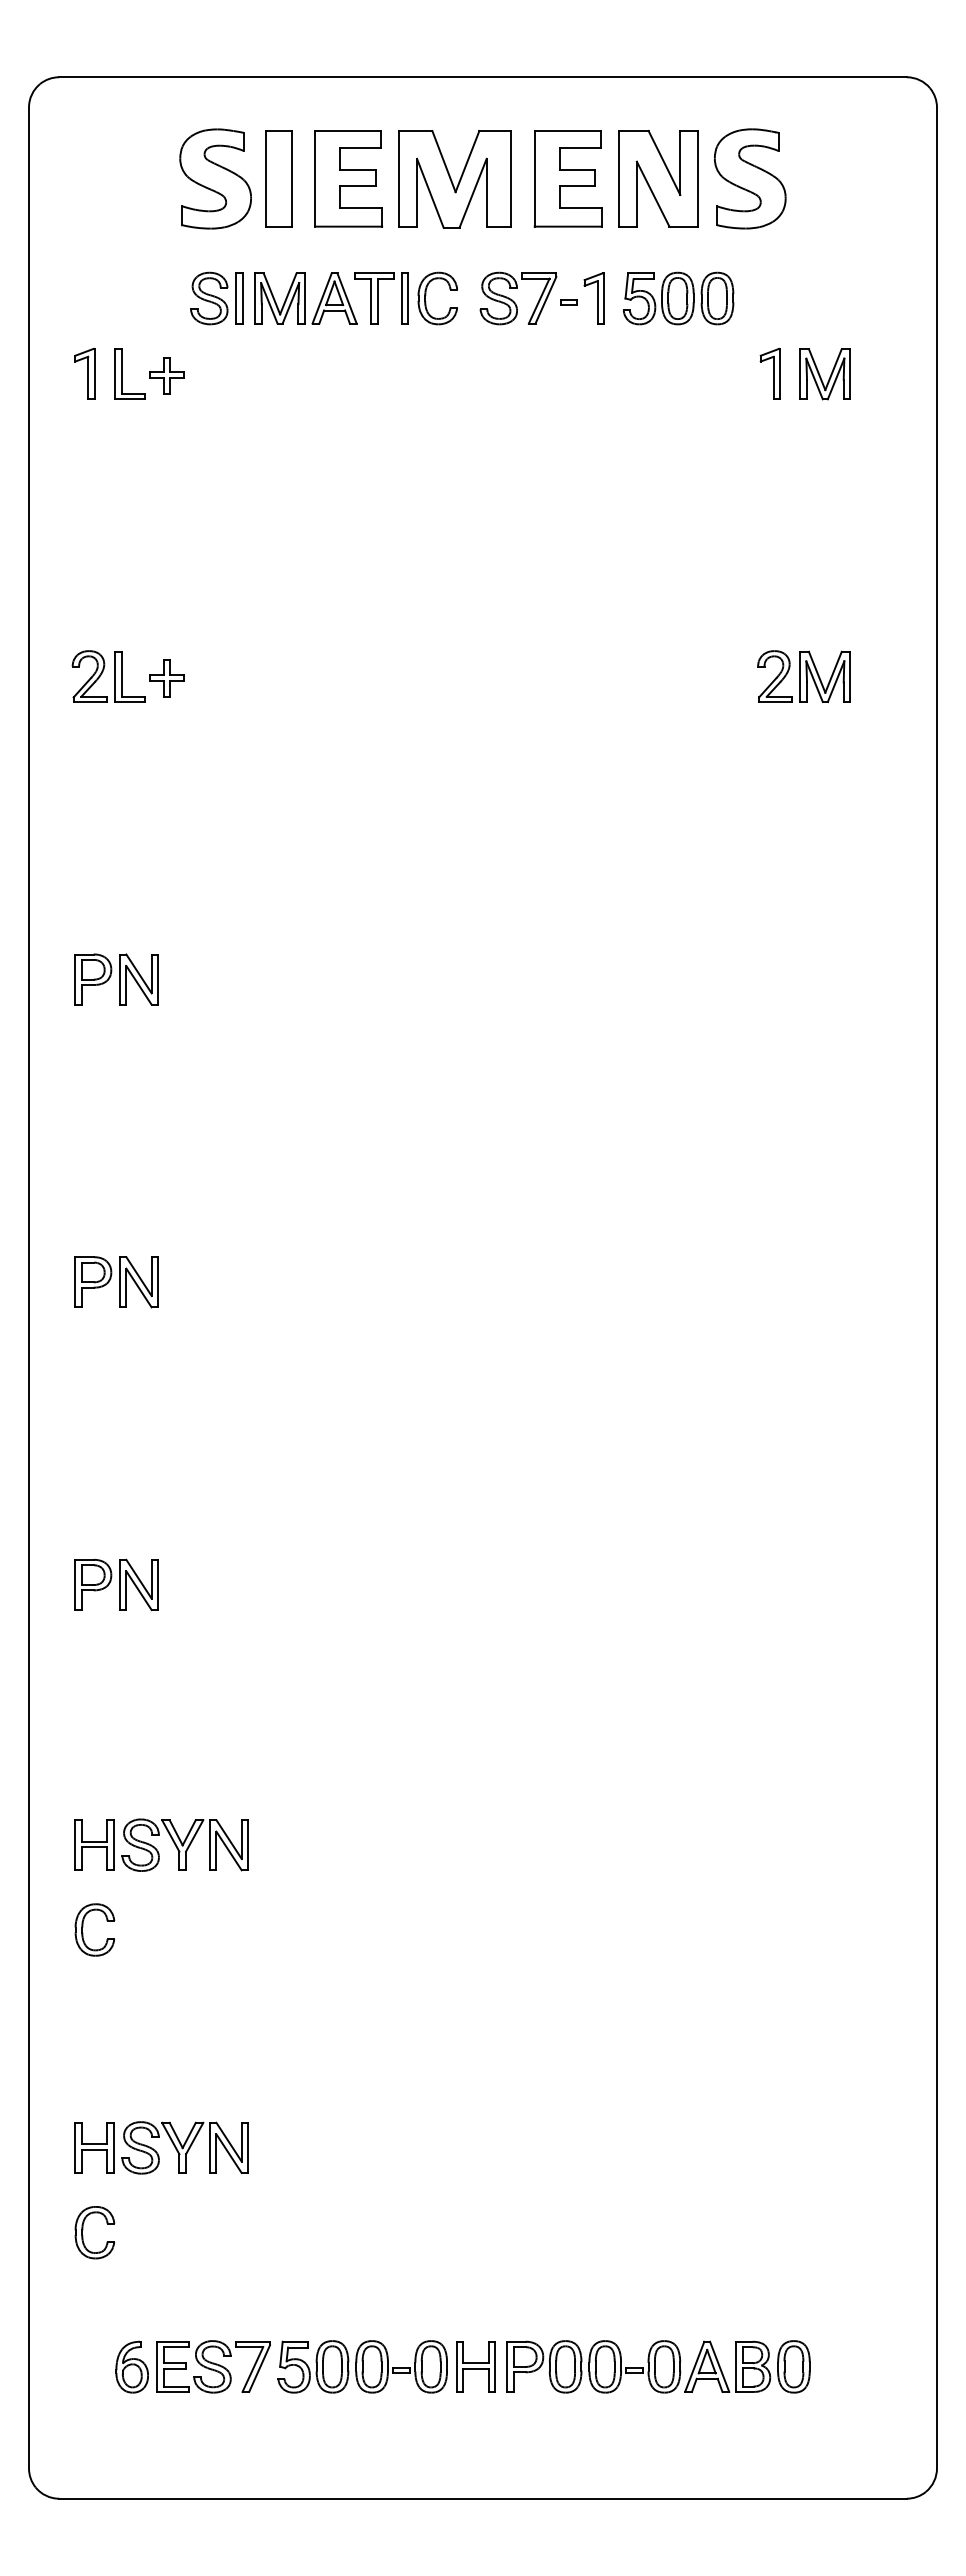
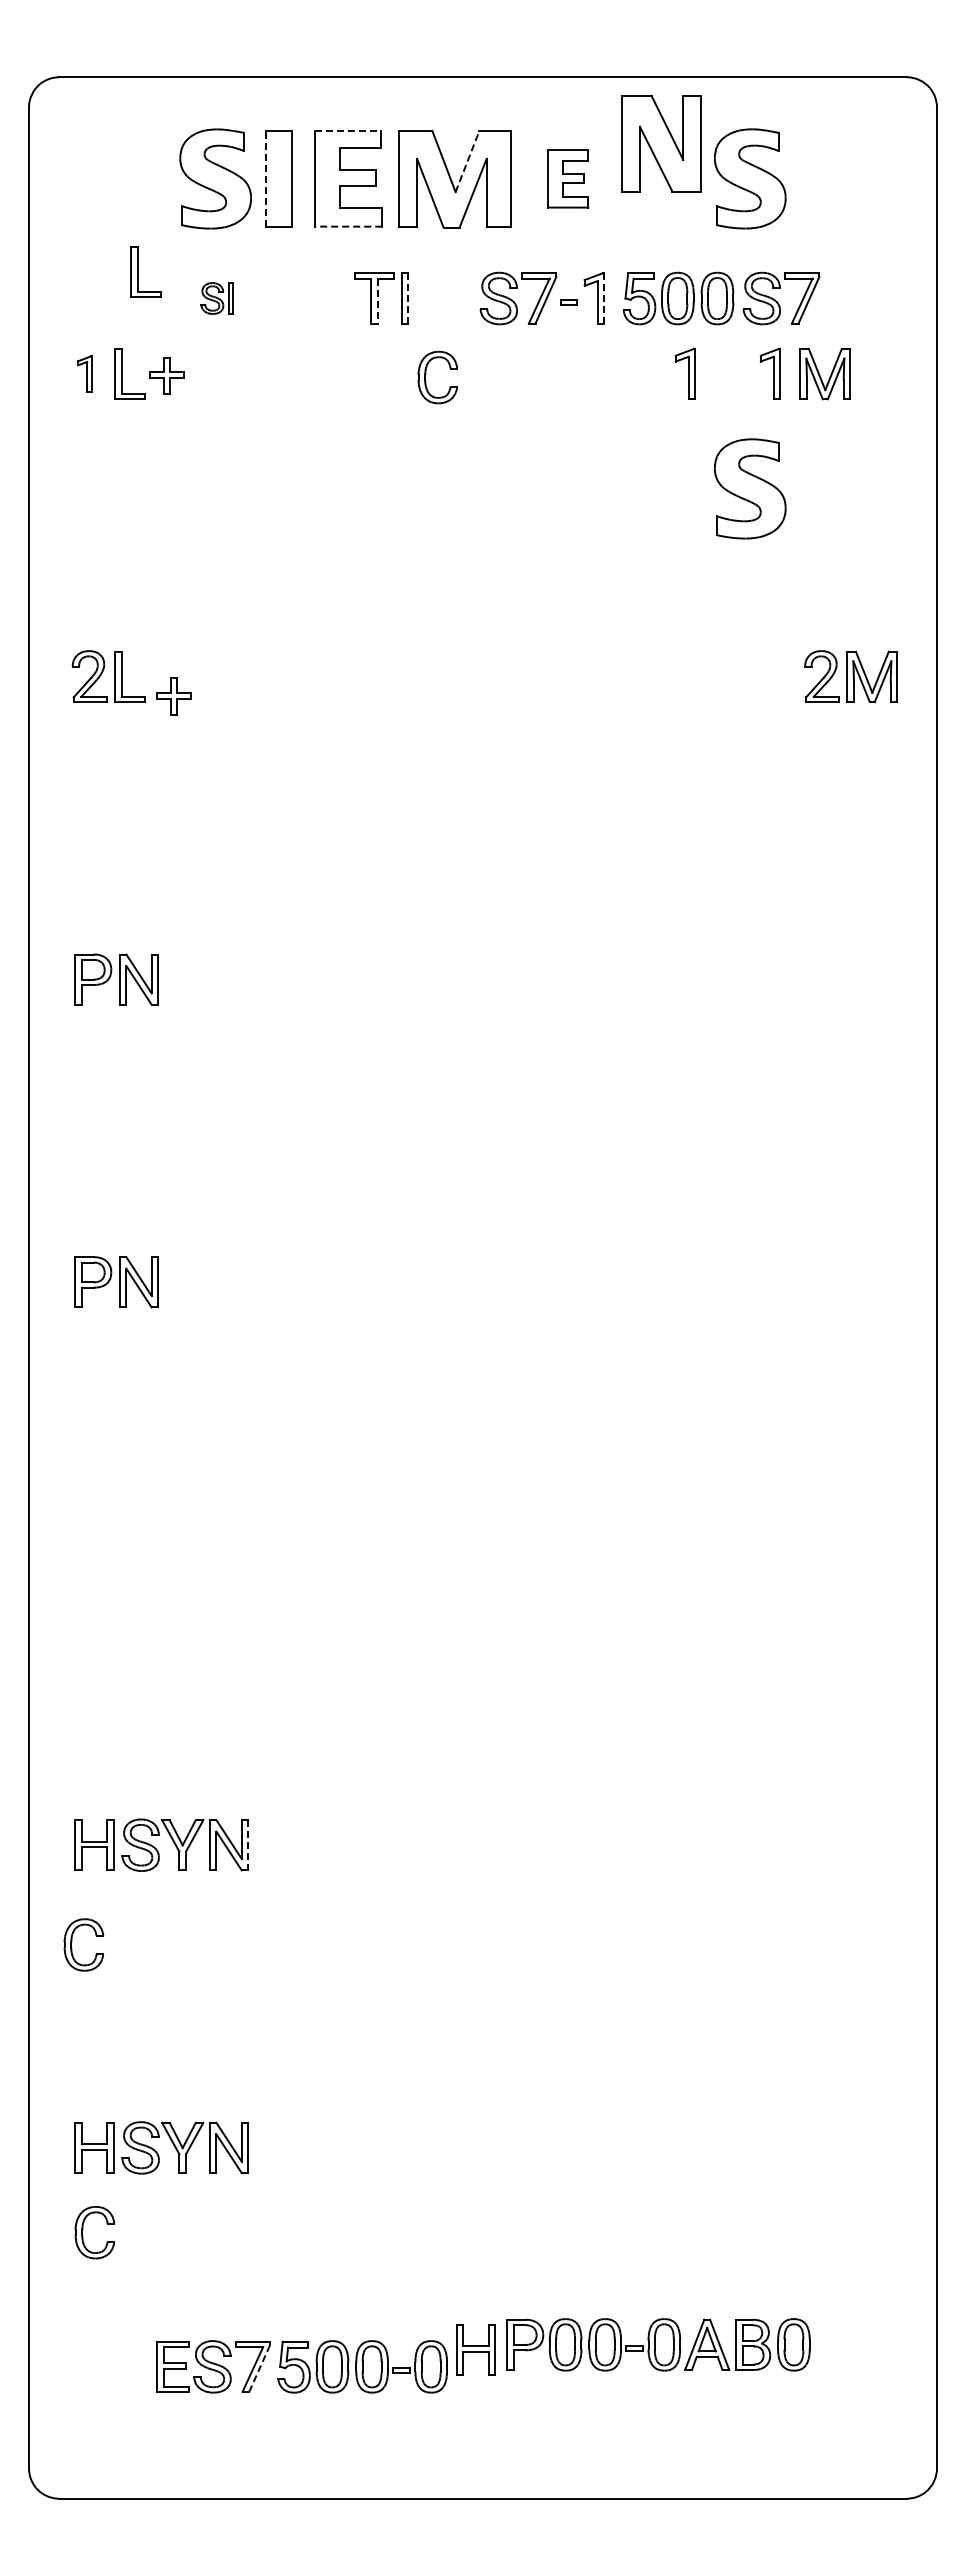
line: solid -> dashed (348, 131)
line: solid -> dashed (467, 161)
line: solid -> dashed (265, 178)
part size: 70x98 px -> 43x60 px (568, 178)
part position: (658, 178) -> (661, 143) (661, 143)
line: solid -> dashed (348, 226)
part: none -> present (138, 271)
part position: (426, 295) -> (426, 374) (426, 374)
part size: 54x55 px -> 34x33 px (216, 298)
part: present -> none (305, 298)
line: solid -> dashed (603, 298)
part: none -> present (781, 298)
line: solid -> dashed (408, 299)
line: solid -> dashed (377, 301)
part size: 22x52 px -> 16x38 px (84, 373)
part: none -> present (684, 373)
part: none -> present (750, 488)
part position: (803, 676) -> (850, 676) (850, 676)
part position: (166, 678) -> (173, 696) (173, 696)
part: present -> none (116, 1584)
line: solid -> dashed (248, 1845)
part position: (83, 1927) -> (72, 1942) (72, 1942)
part: present -> none (131, 2366)
part position: (475, 2366) -> (475, 2349) (475, 2349)
part position: (658, 2366) -> (658, 2344) (658, 2344)
line: solid -> dashed (259, 2369)
